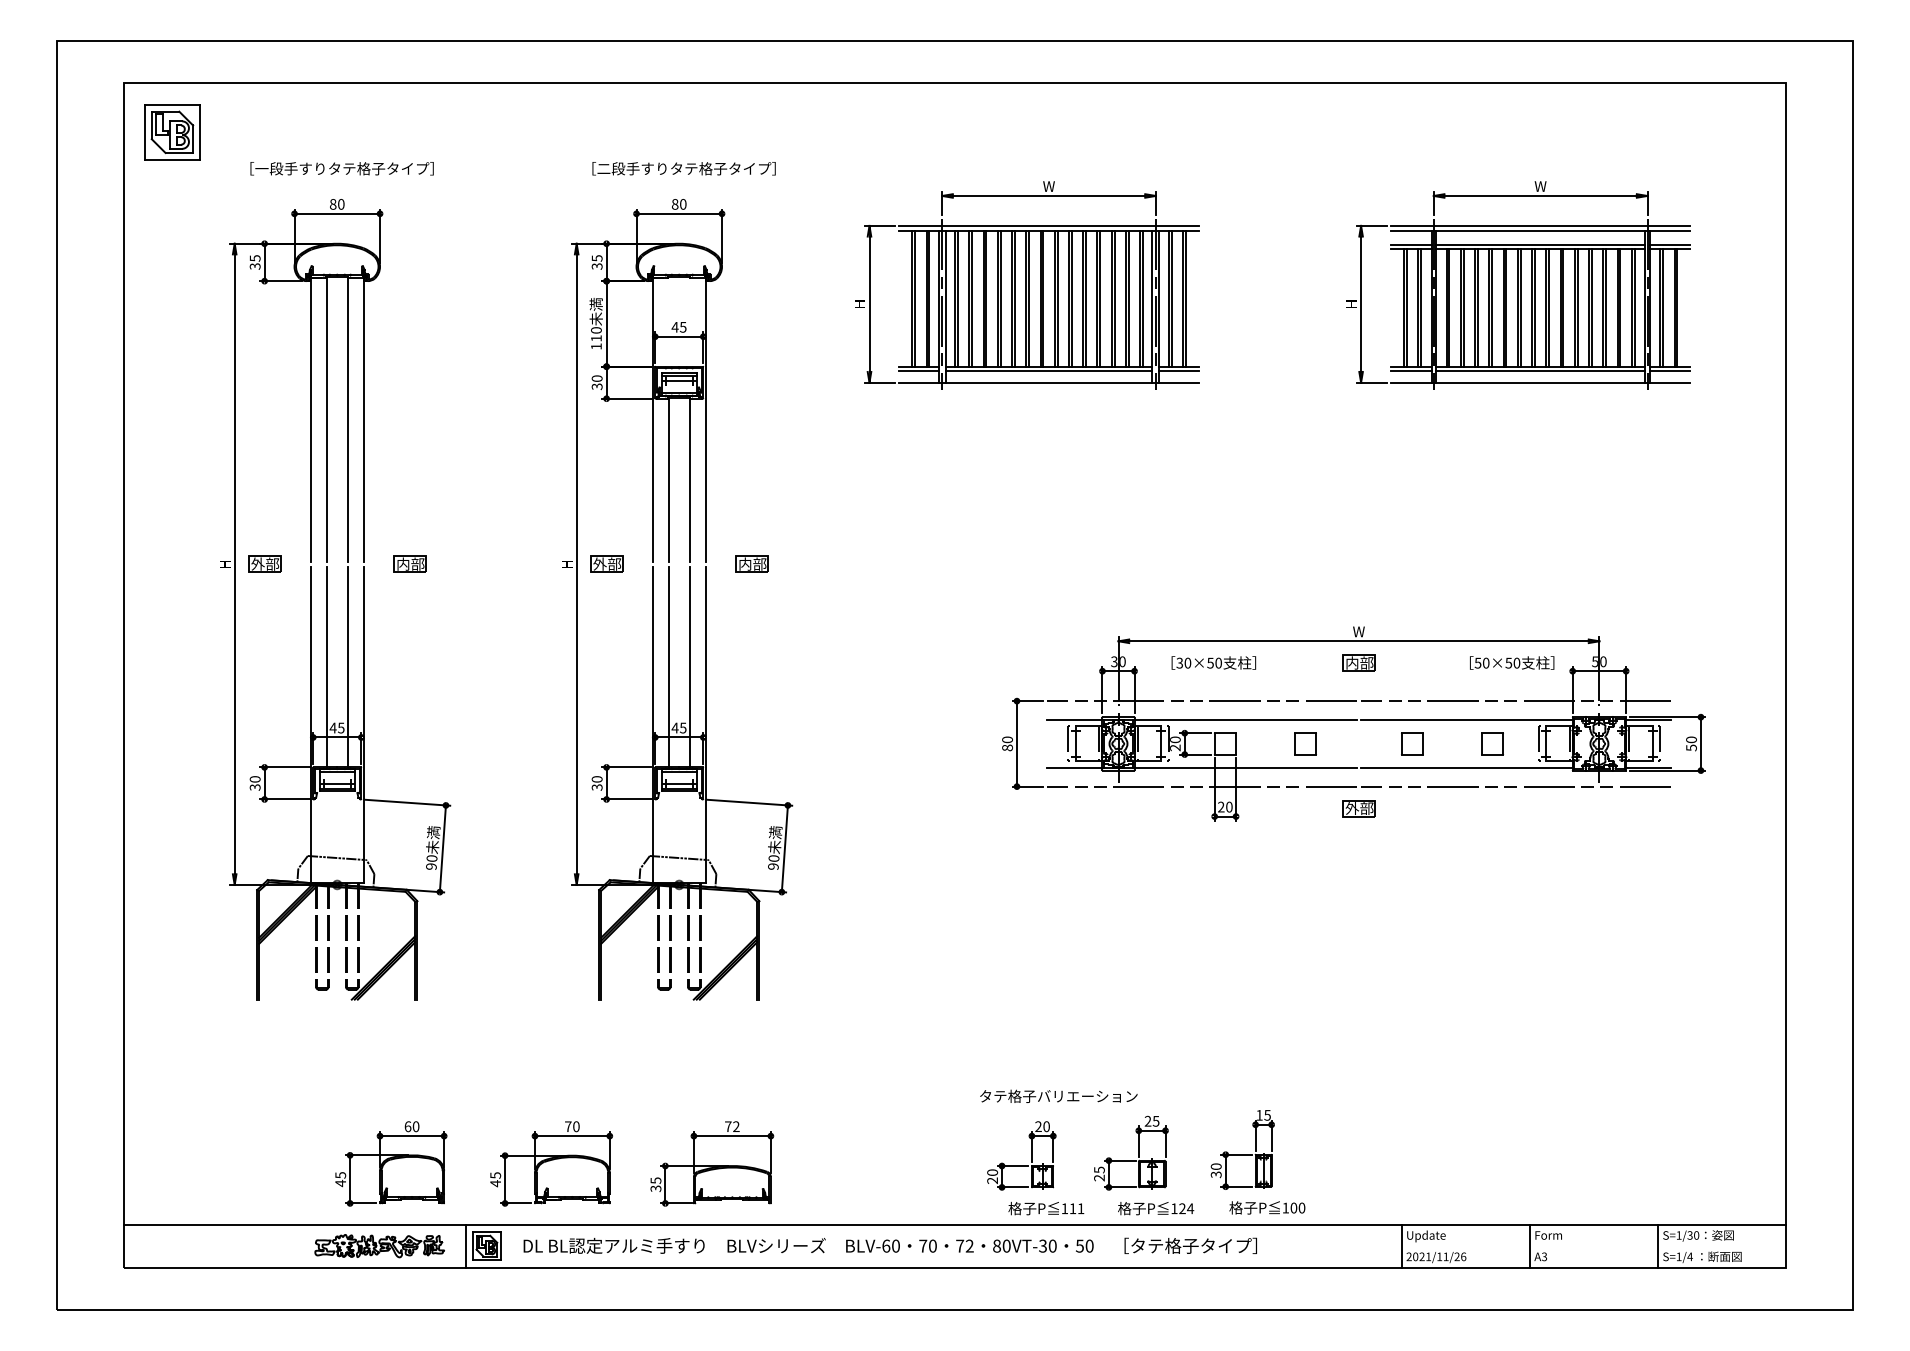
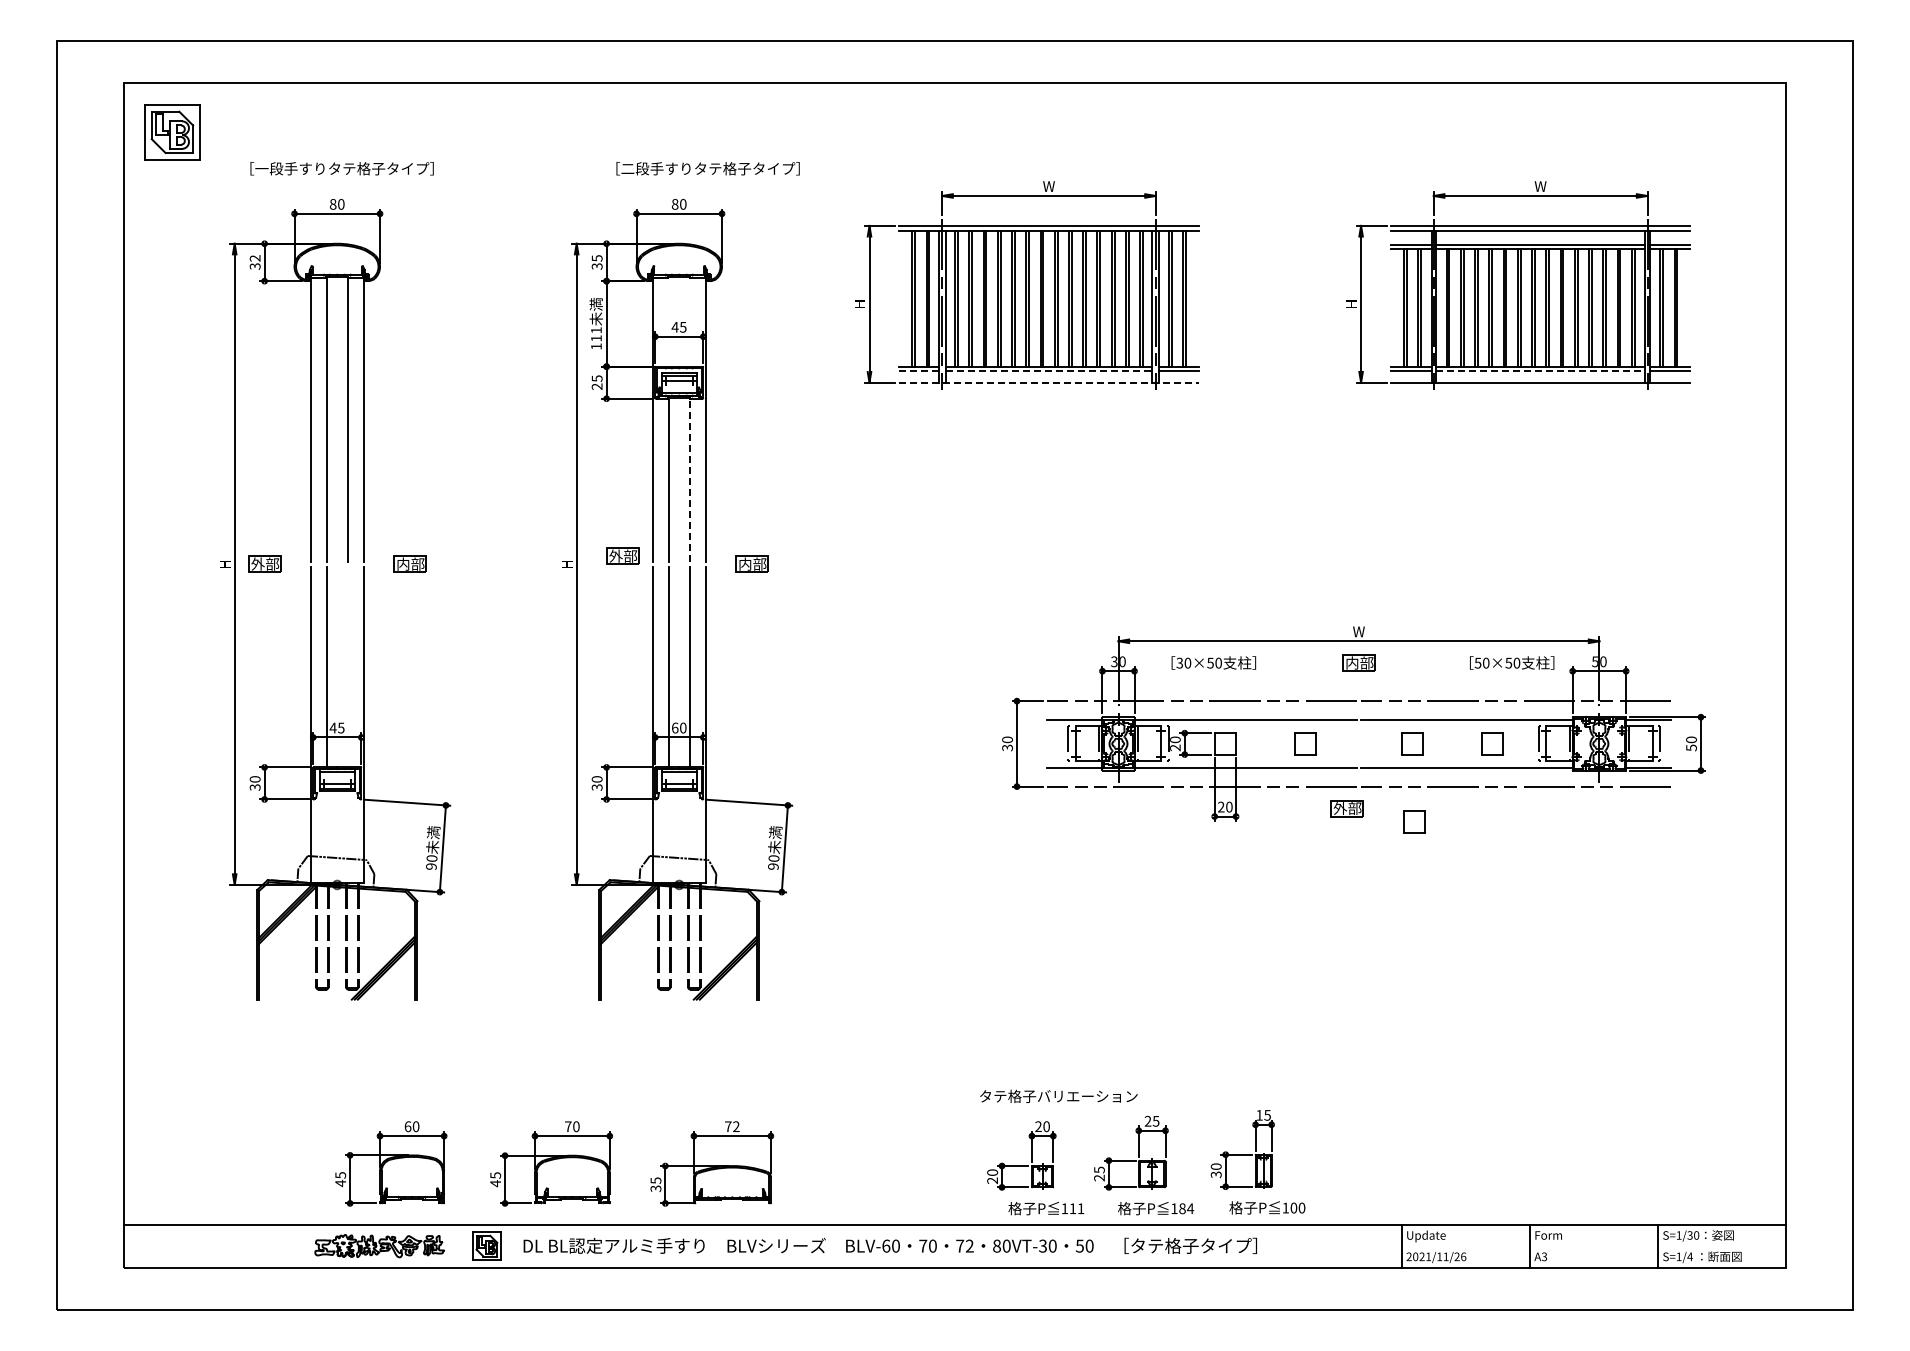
text position: (683, 168) -> (707, 168) (707, 168)
text: 35 -> 32 (254, 258)
text: 110 -> 111 (596, 330)
line: solid -> dashed (919, 371)
line: solid -> dashed (1049, 371)
line: solid -> dashed (1540, 371)
text: 30 -> 25 (596, 382)
line: solid -> dashed (1049, 382)
line: solid -> dashed (689, 479)
part position: (606, 563) -> (622, 555) (622, 555)
line: present -> none (347, 667)
text: 45 -> 60 (678, 727)
text: 80 -> 30 (1007, 747)
part position: (1358, 808) -> (1346, 808) (1346, 808)
part: none -> present (1414, 821)
text: 124 -> 184 (1182, 1208)
line: present -> none (465, 1245)
